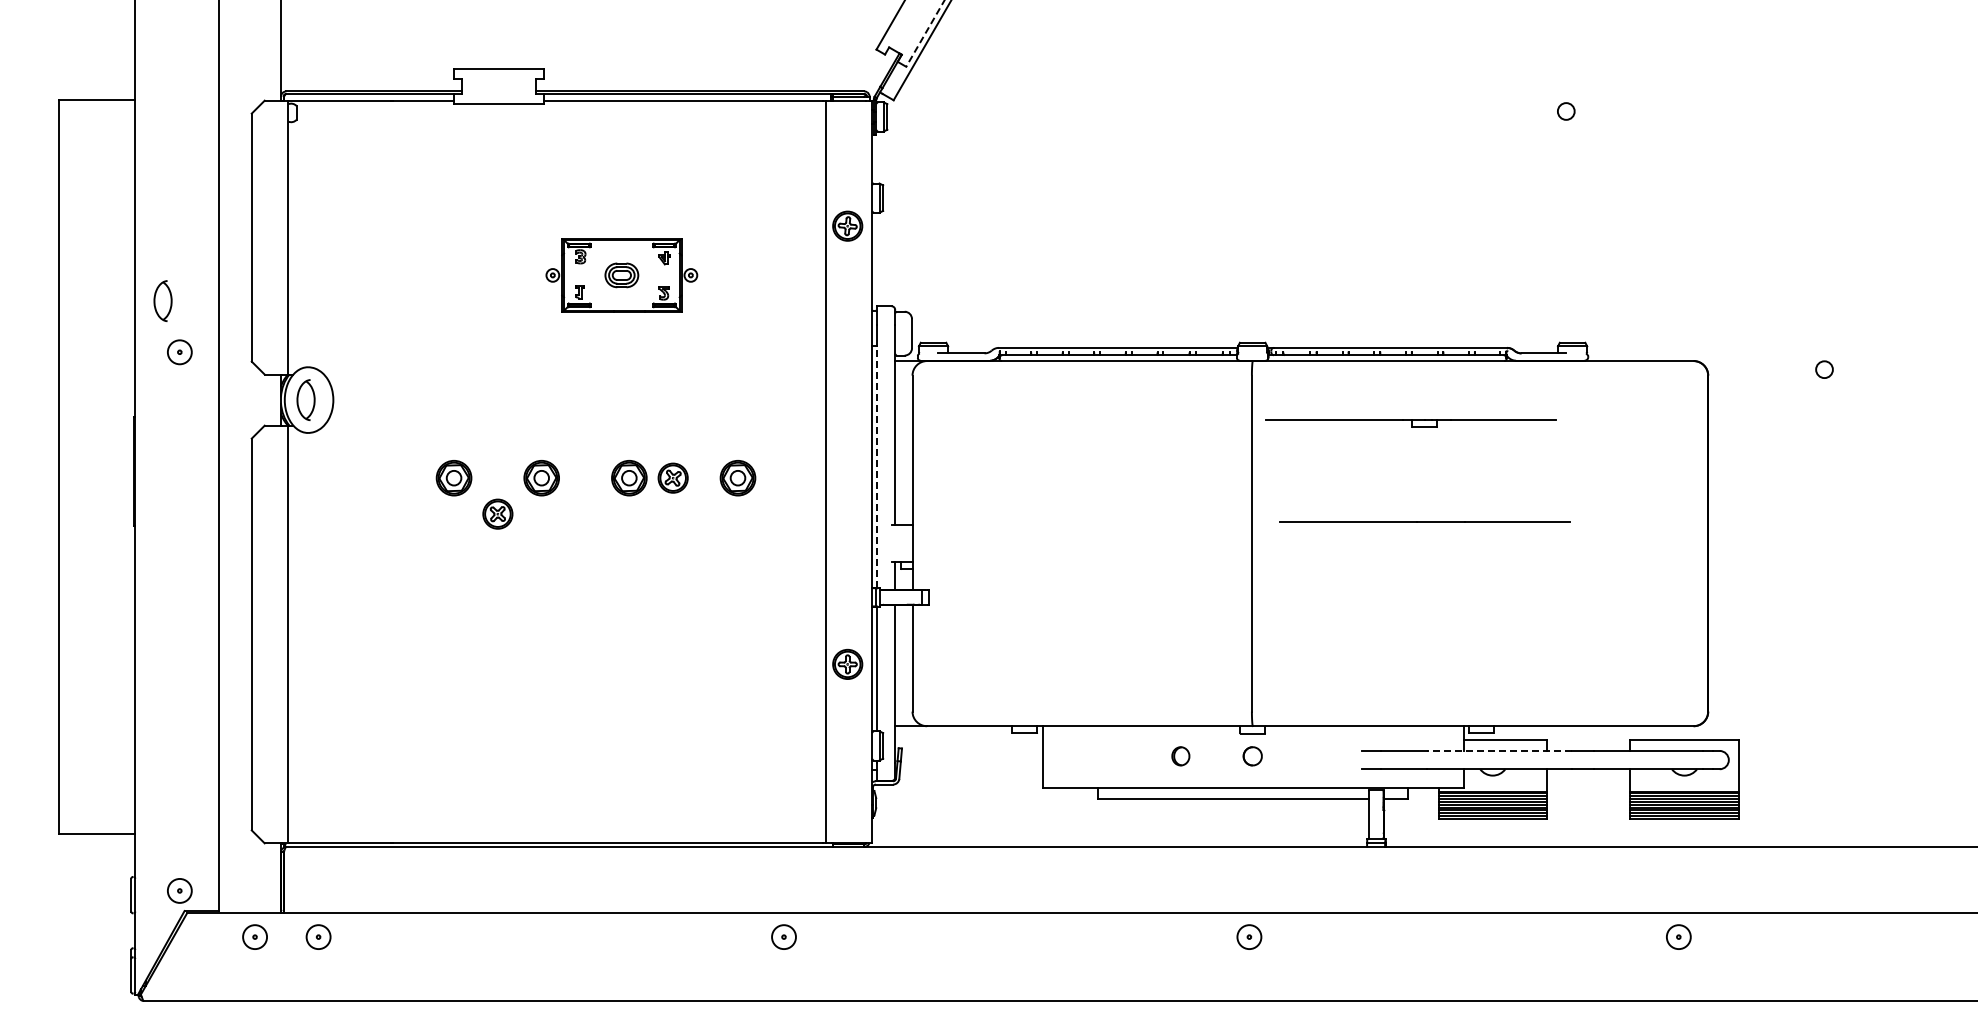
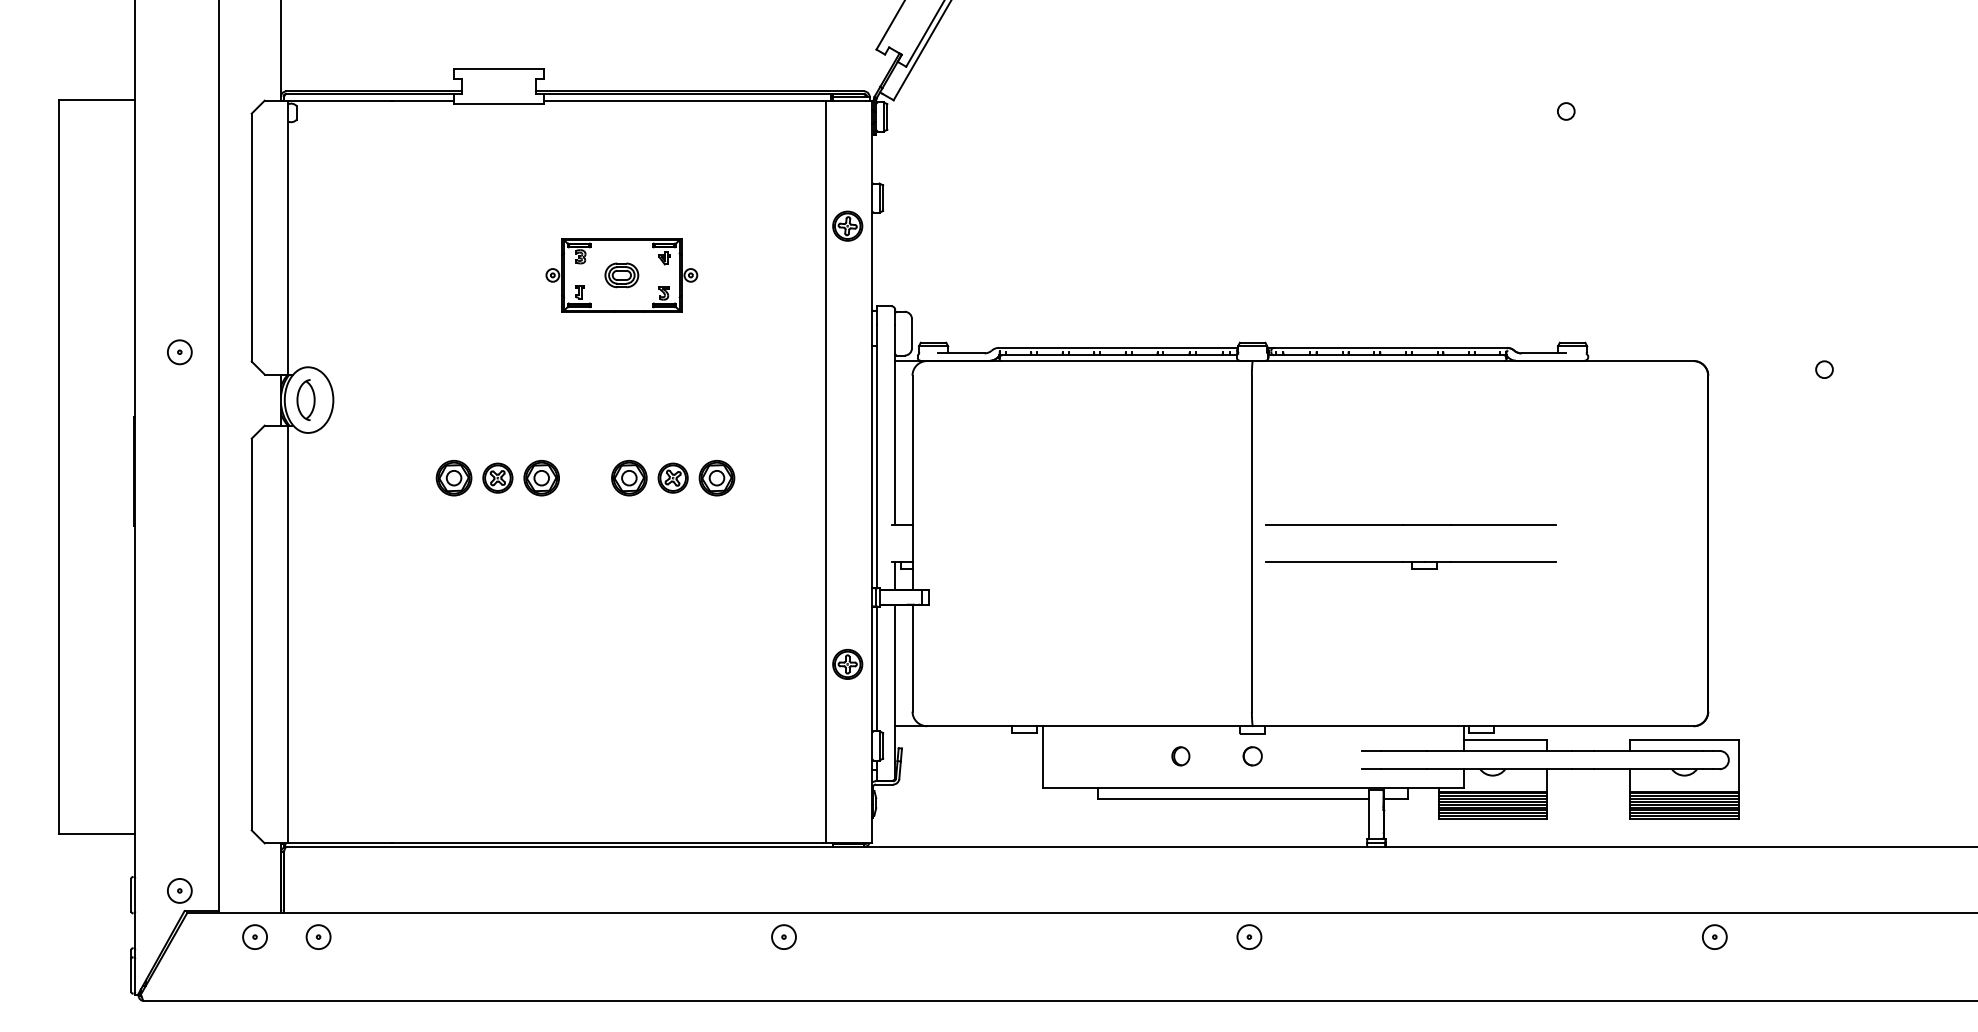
line: dashed -> solid (925, 34)
part: present -> none (162, 300)
part position: (1410, 423) -> (1410, 565) (1410, 565)
line: dashed -> solid (876, 467)
part position: (737, 478) -> (716, 478) (716, 478)
part position: (497, 513) -> (497, 477) (497, 477)
line position: (1424, 521) -> (1410, 524) (1410, 524)
line: dashed -> solid (1499, 750)
part position: (1678, 936) -> (1714, 936) (1714, 936)
